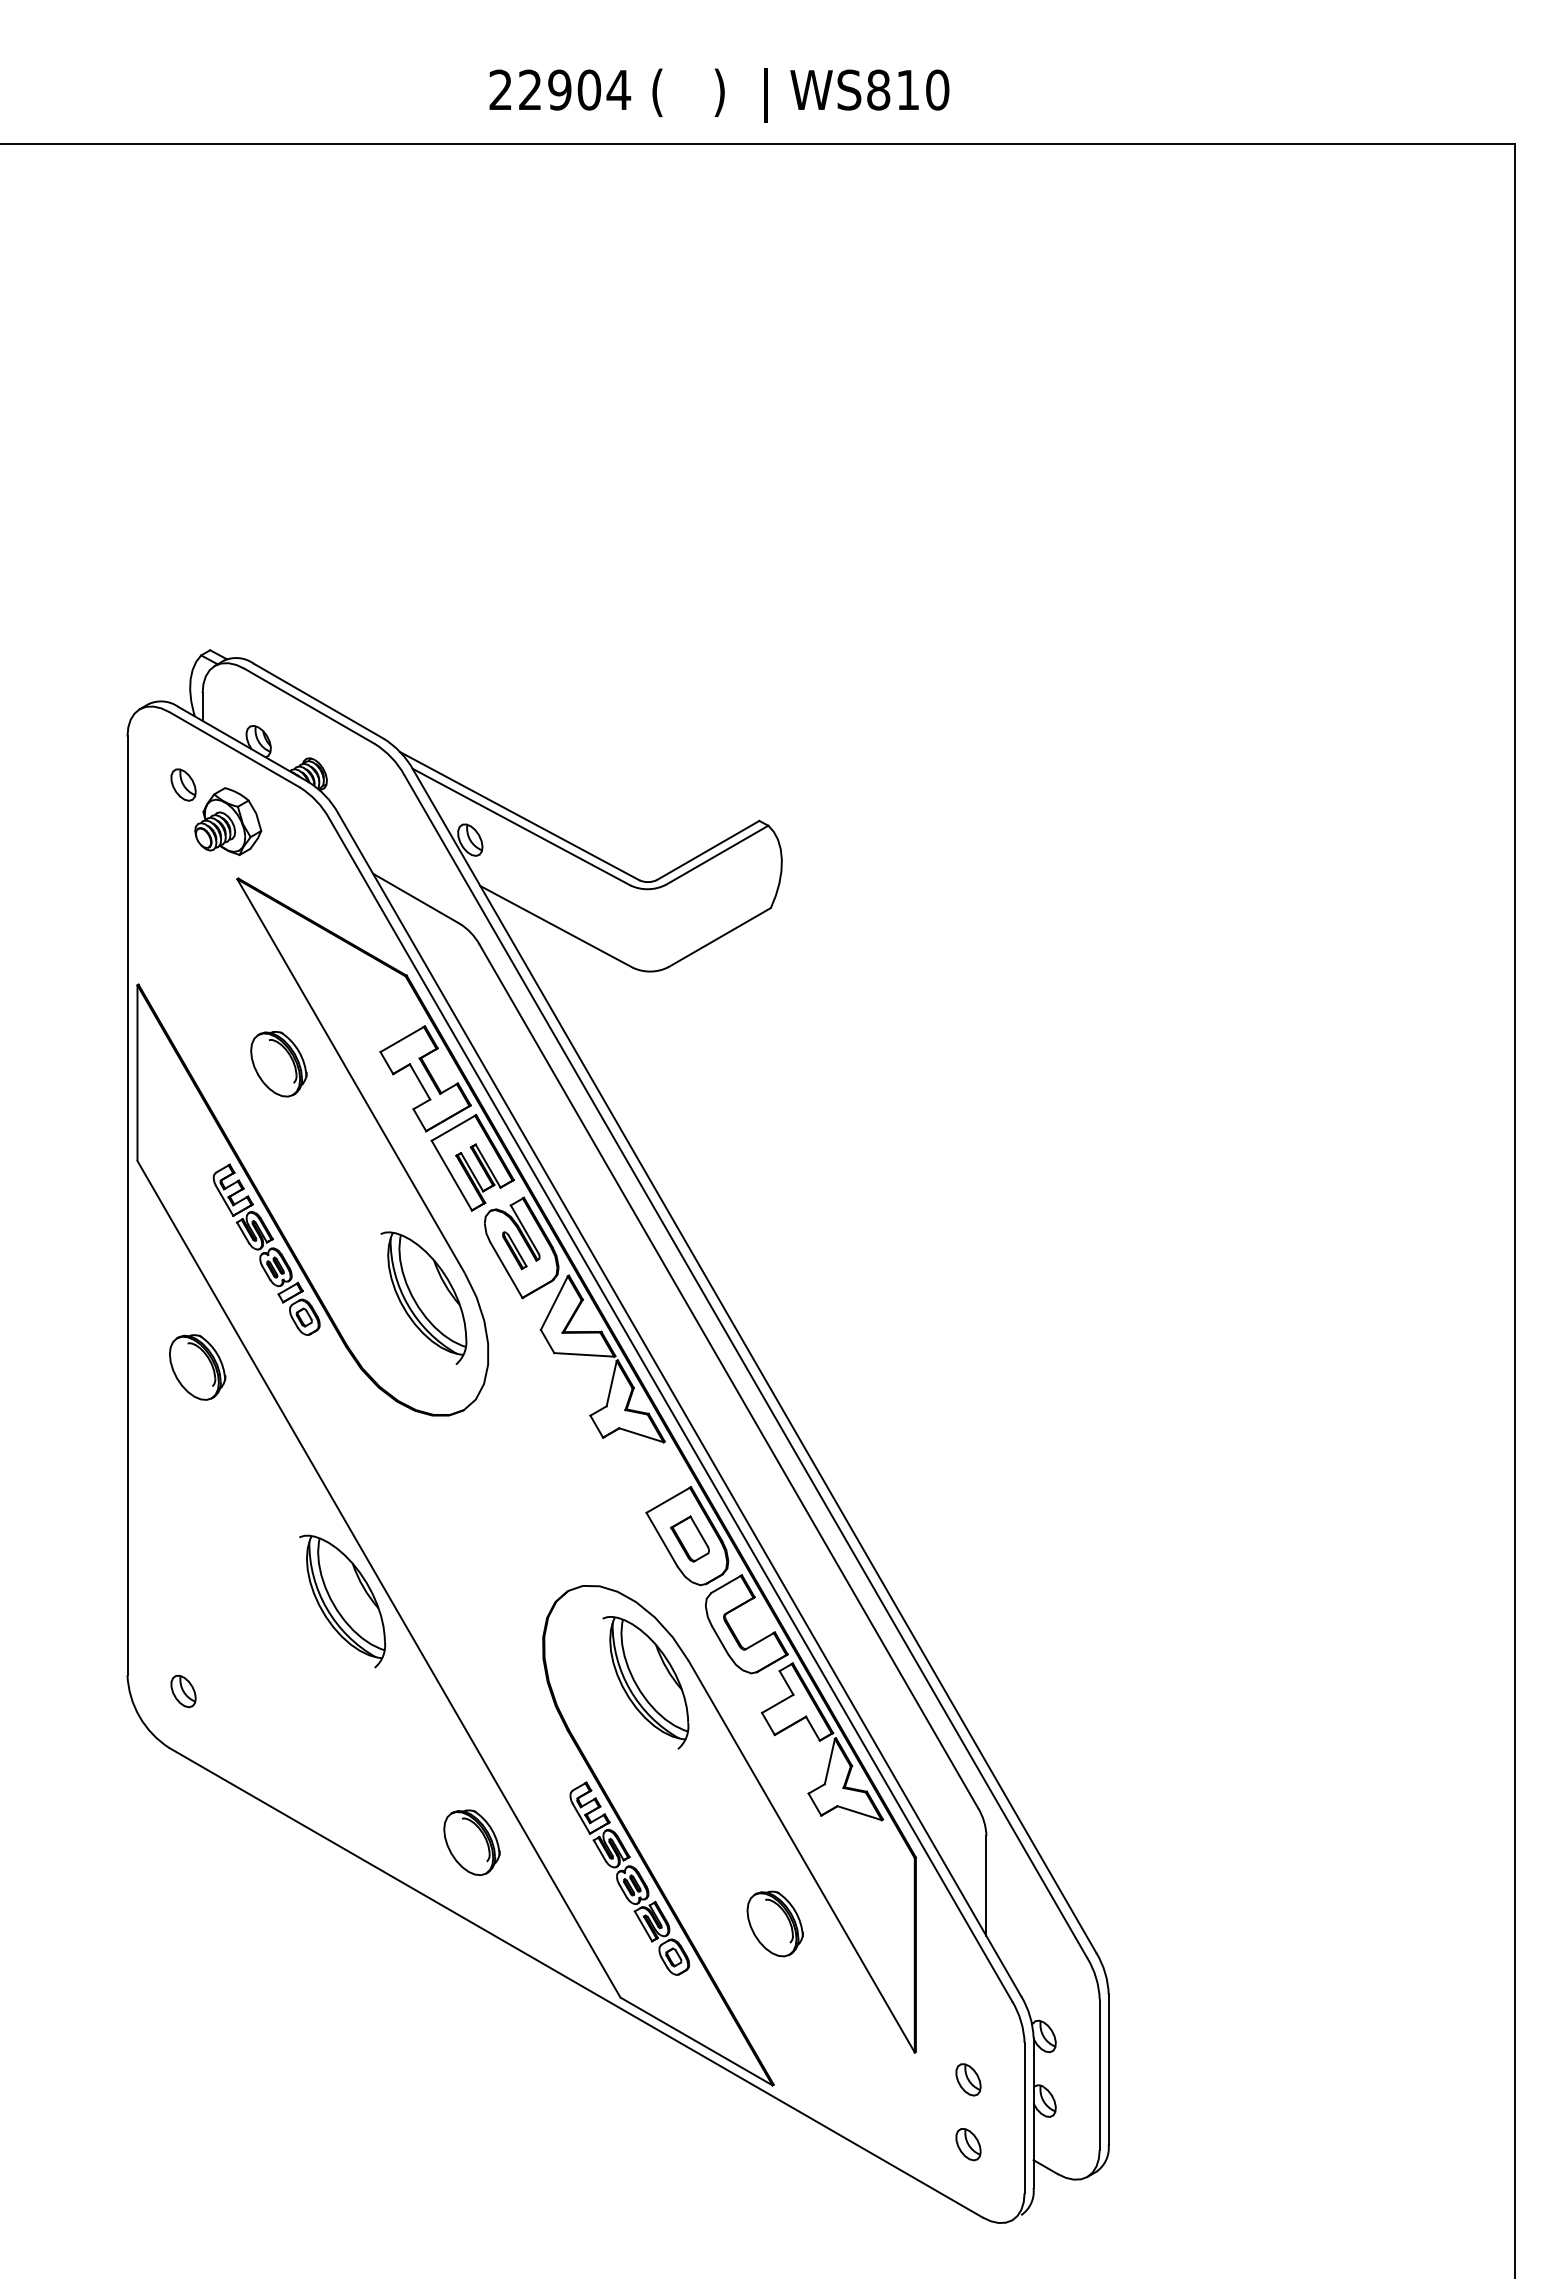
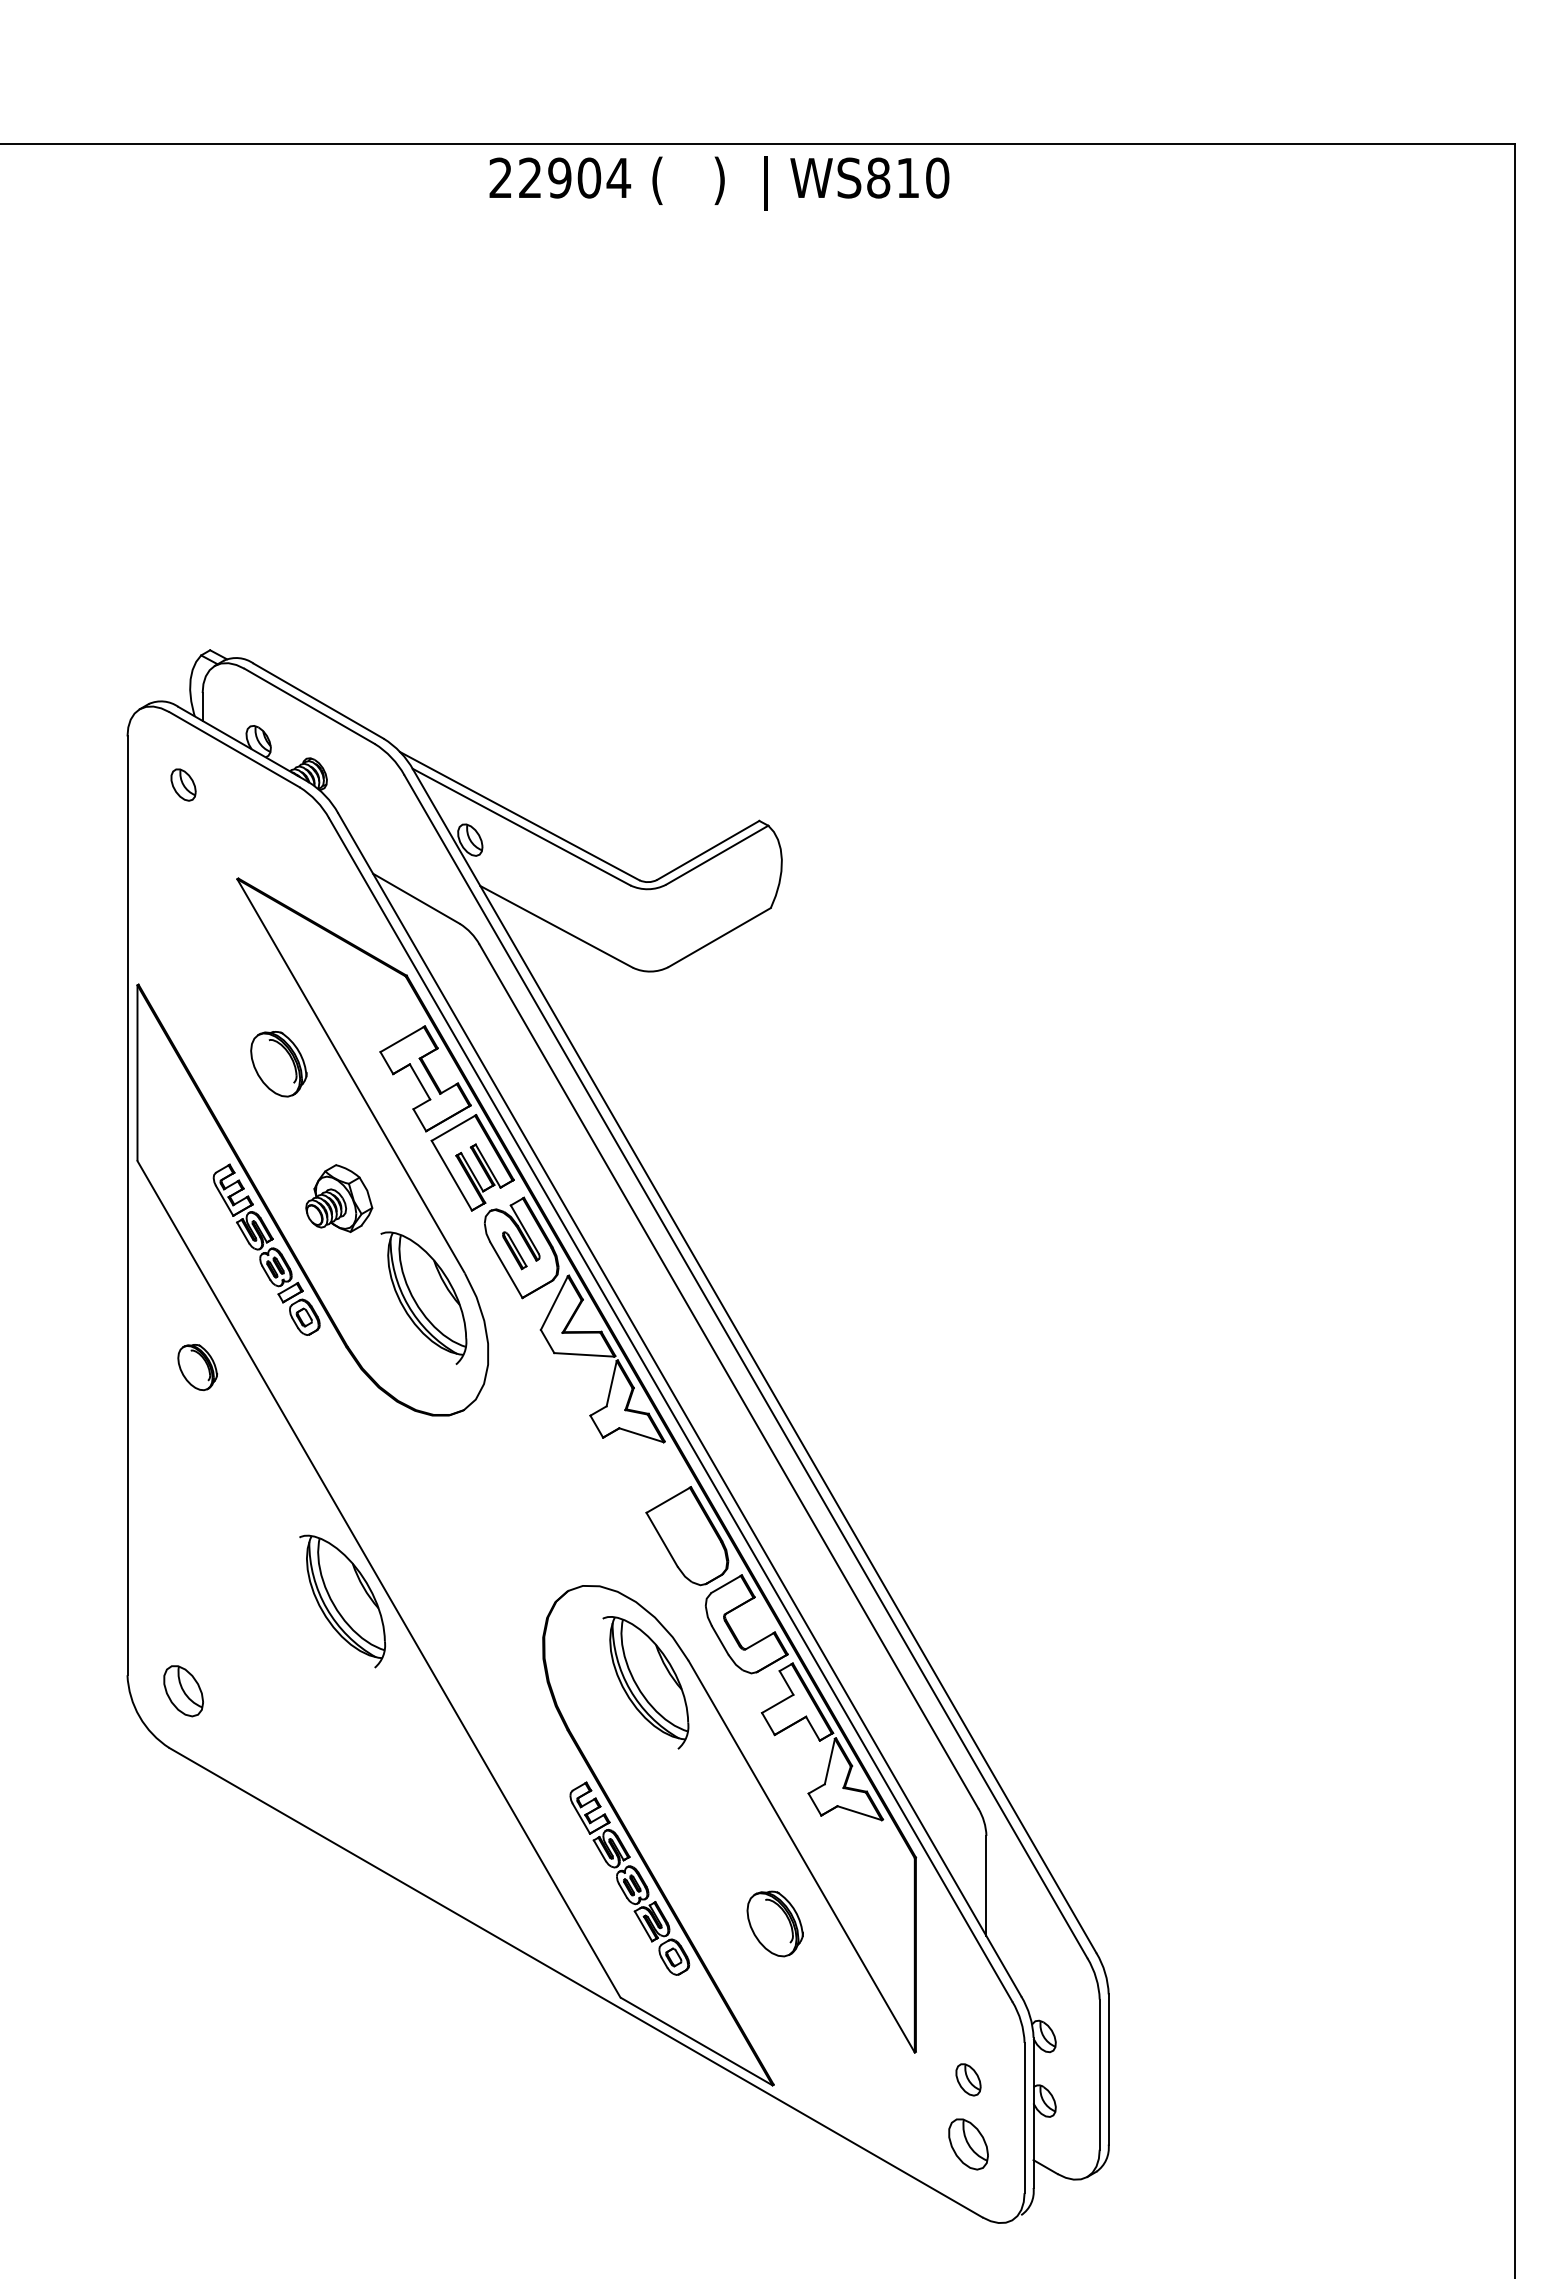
text position: (719, 95) -> (719, 183) (719, 183)
part position: (228, 821) -> (339, 1198) (339, 1198)
part size: 58x67 px -> 41x48 px (197, 1367)
part: present -> none (689, 1538)
part size: 27x34 px -> 41x53 px (183, 1691)
part: present -> none (471, 1842)
part size: 27x34 px -> 41x53 px (968, 2144)
